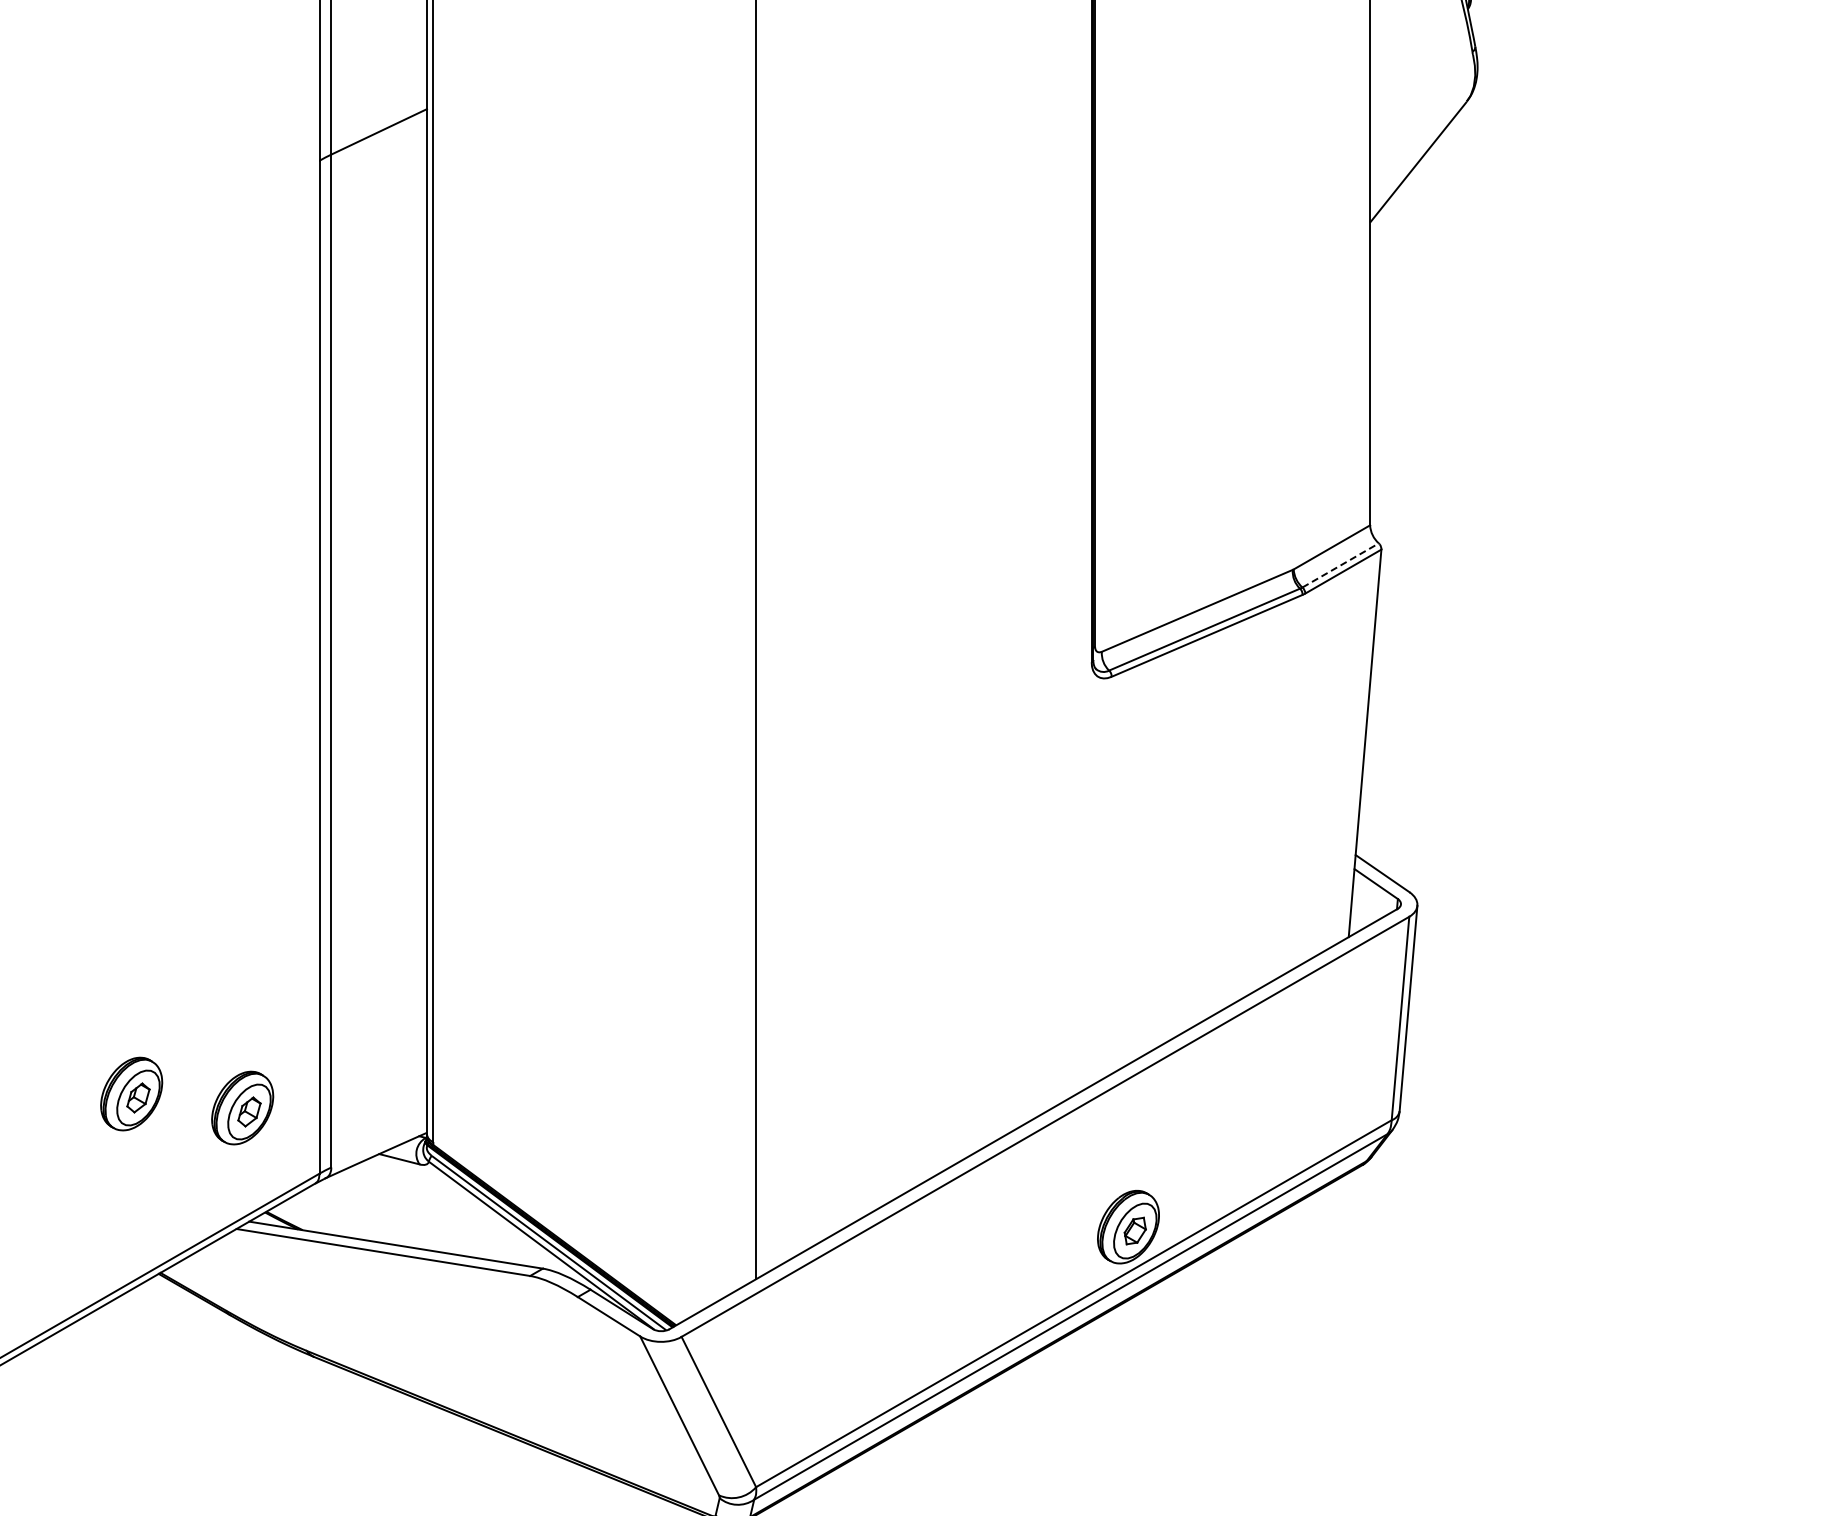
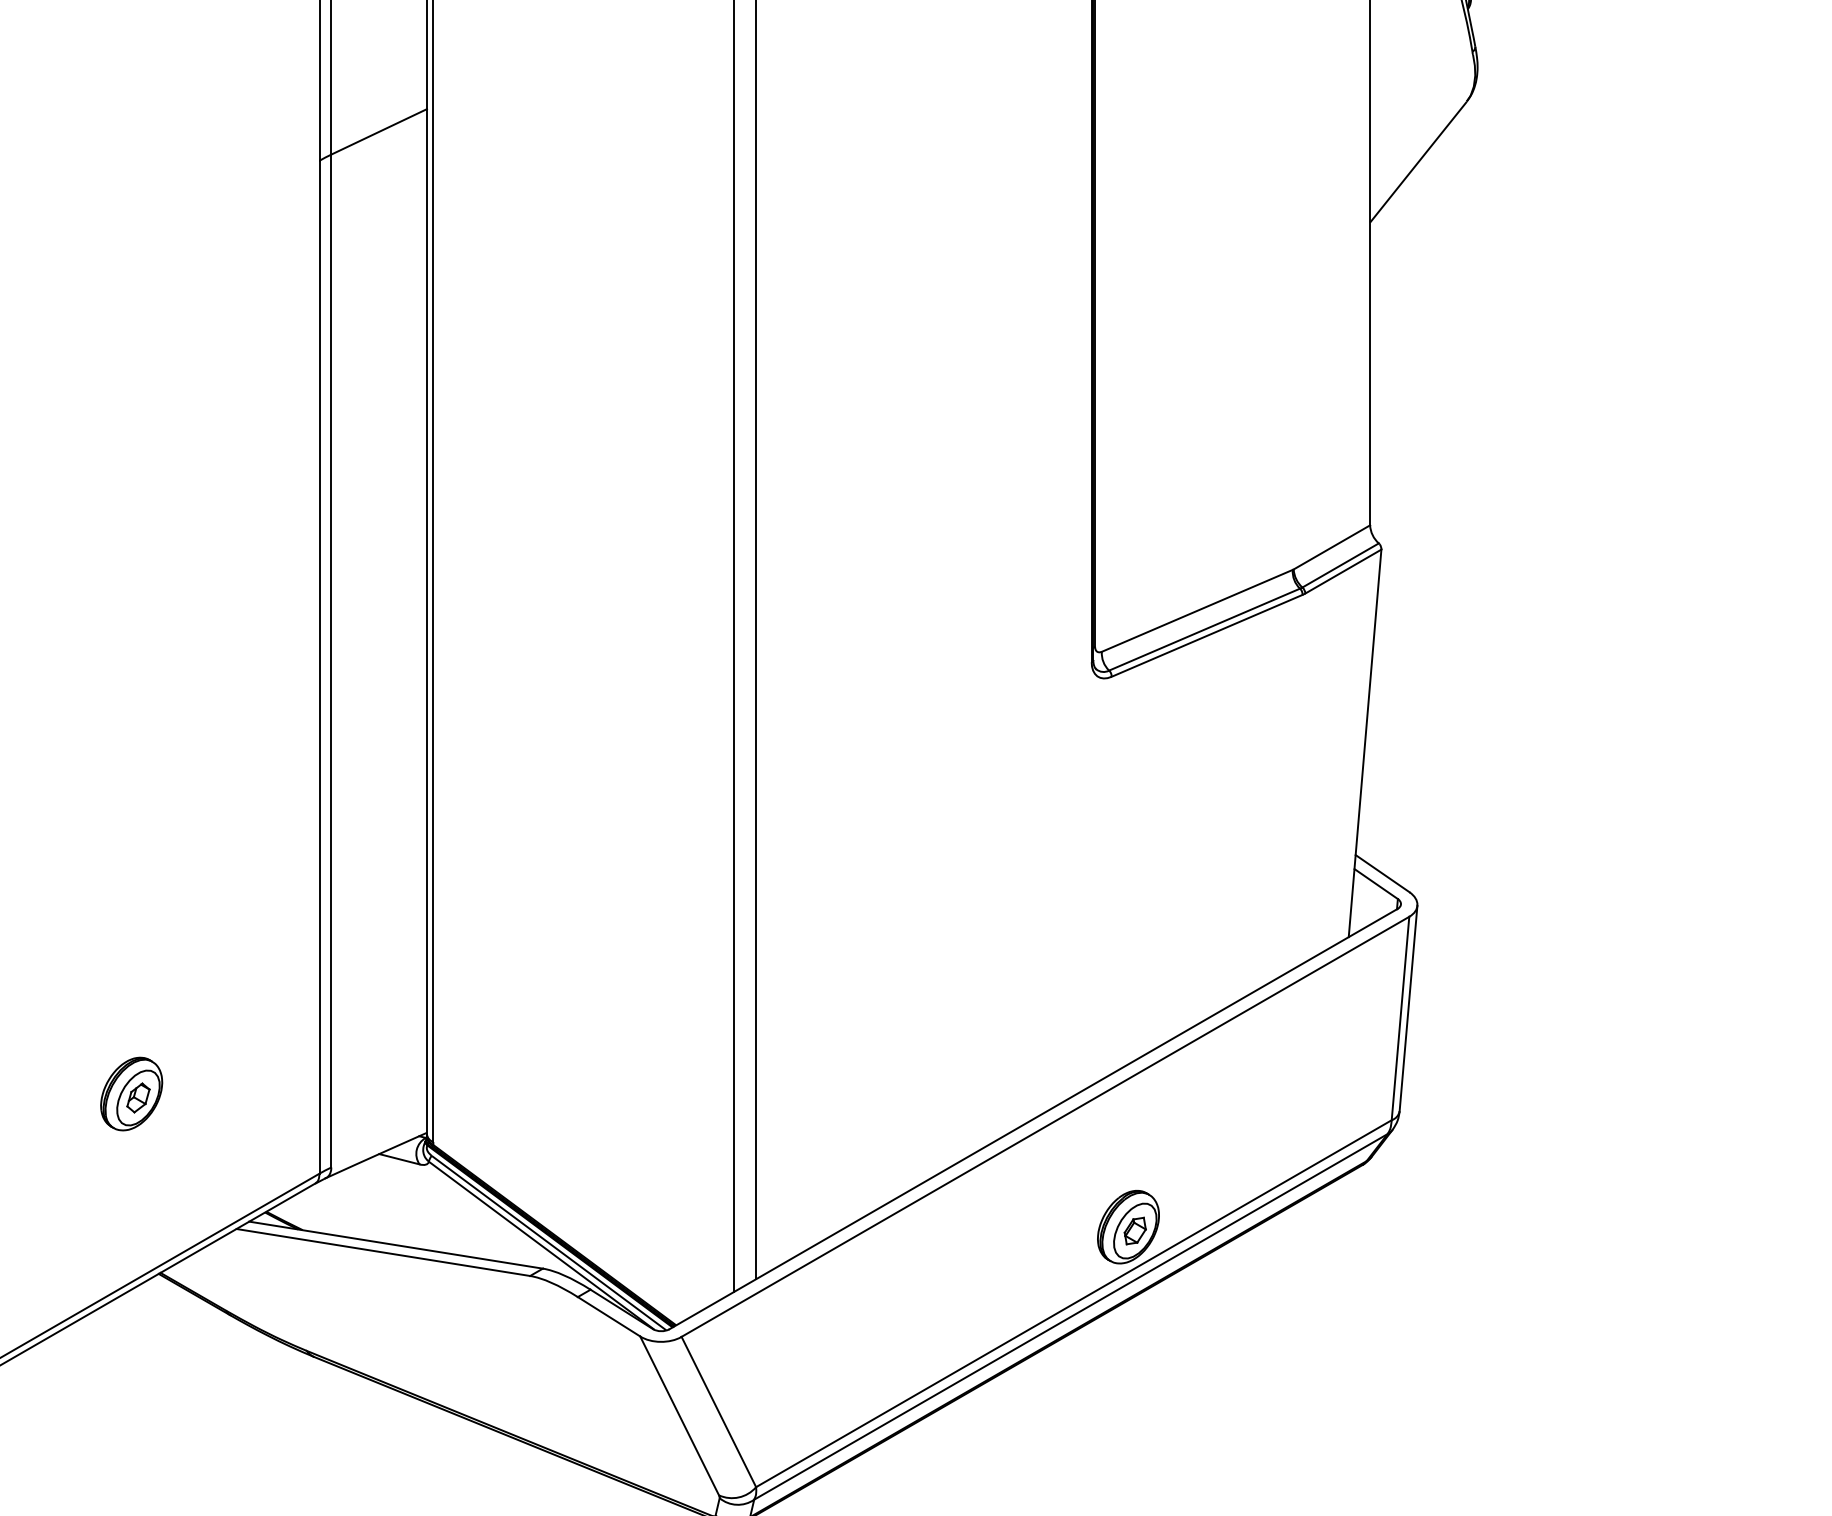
line: dashed -> solid (1341, 565)
line: none -> present (734, 646)
part: present -> none (242, 1107)
